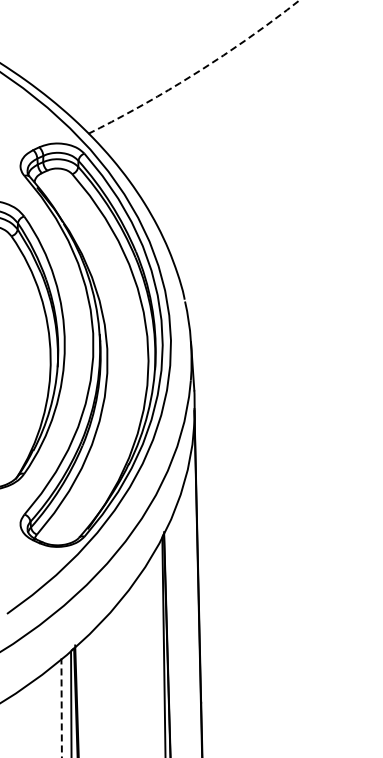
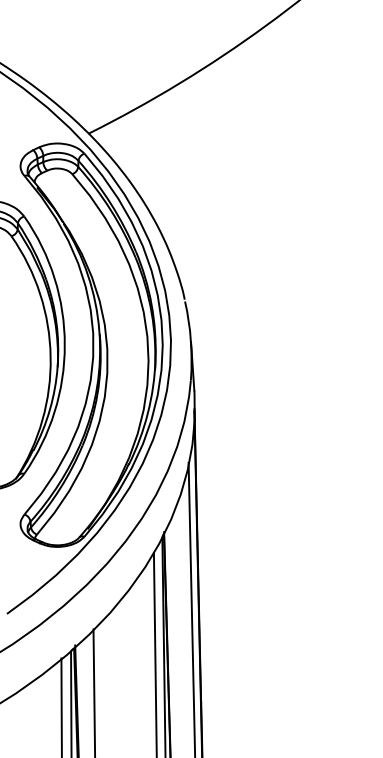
arc: dashed -> solid (197, 72)
line: none -> present (191, 608)
line: none -> present (154, 653)
line: none -> present (94, 691)
line: dashed -> solid (61, 707)
